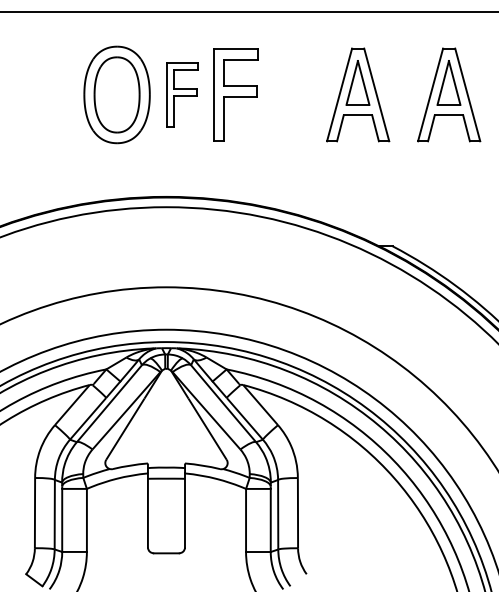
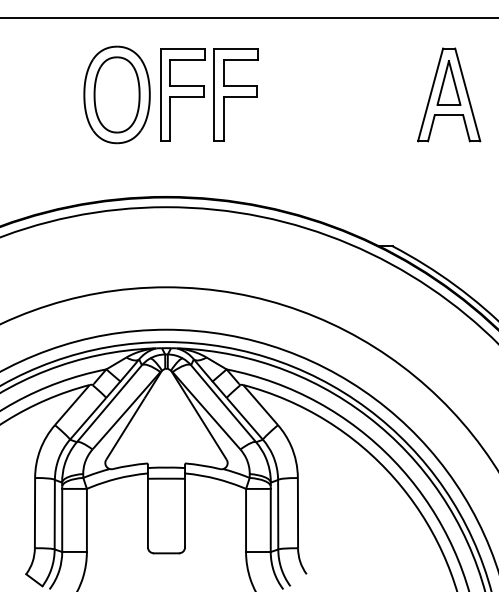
line position: (248, 11) -> (248, 17) (248, 17)
part size: 33x66 px -> 46x94 px (182, 94)
part: present -> none (358, 94)
